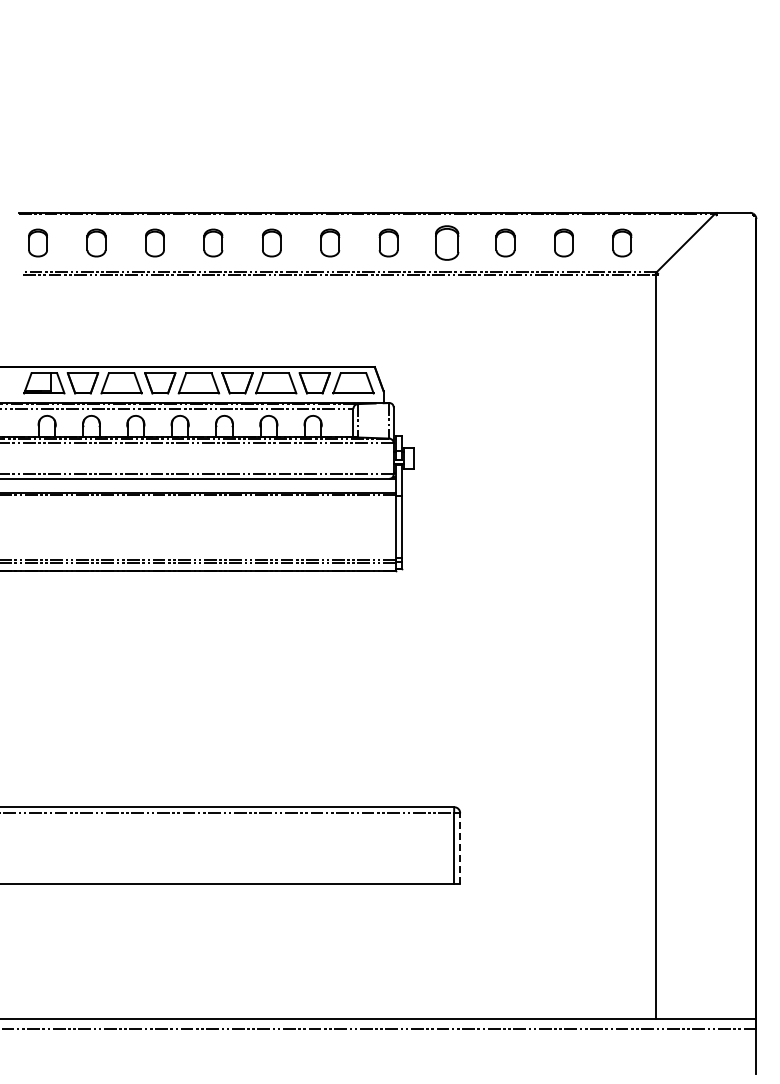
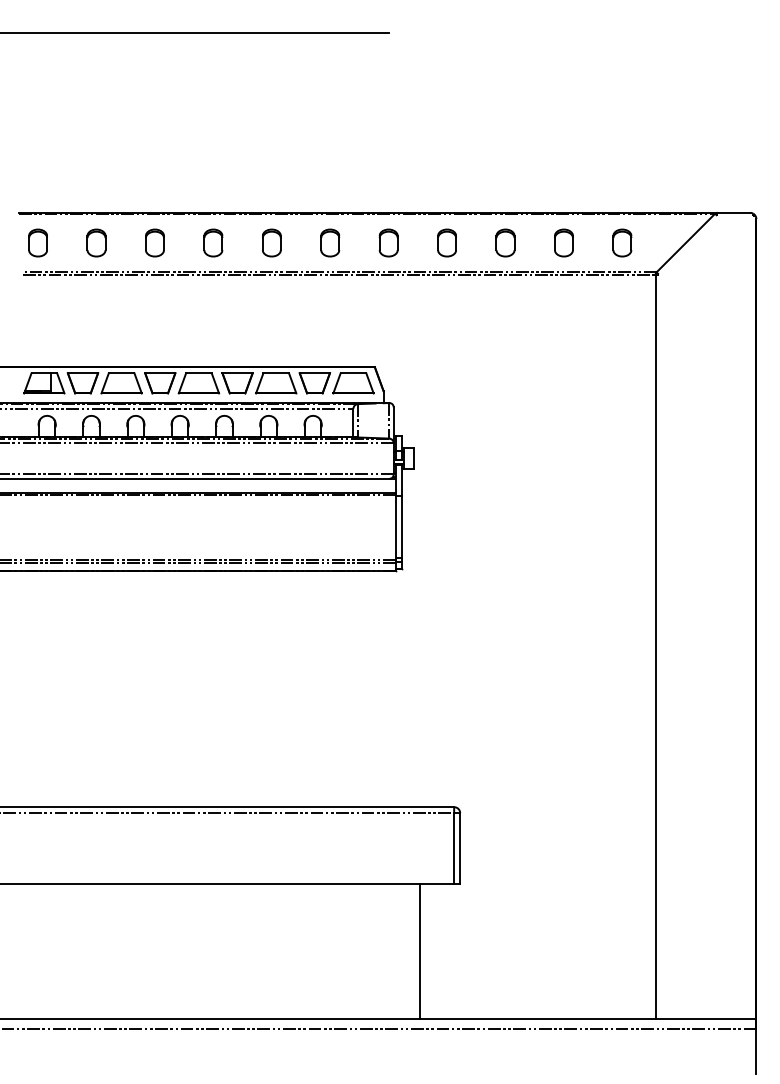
line: none -> present (195, 32)
part size: 25x36 px -> 20x30 px (446, 242)
line: dashed -> solid (460, 848)
line: none -> present (419, 950)
